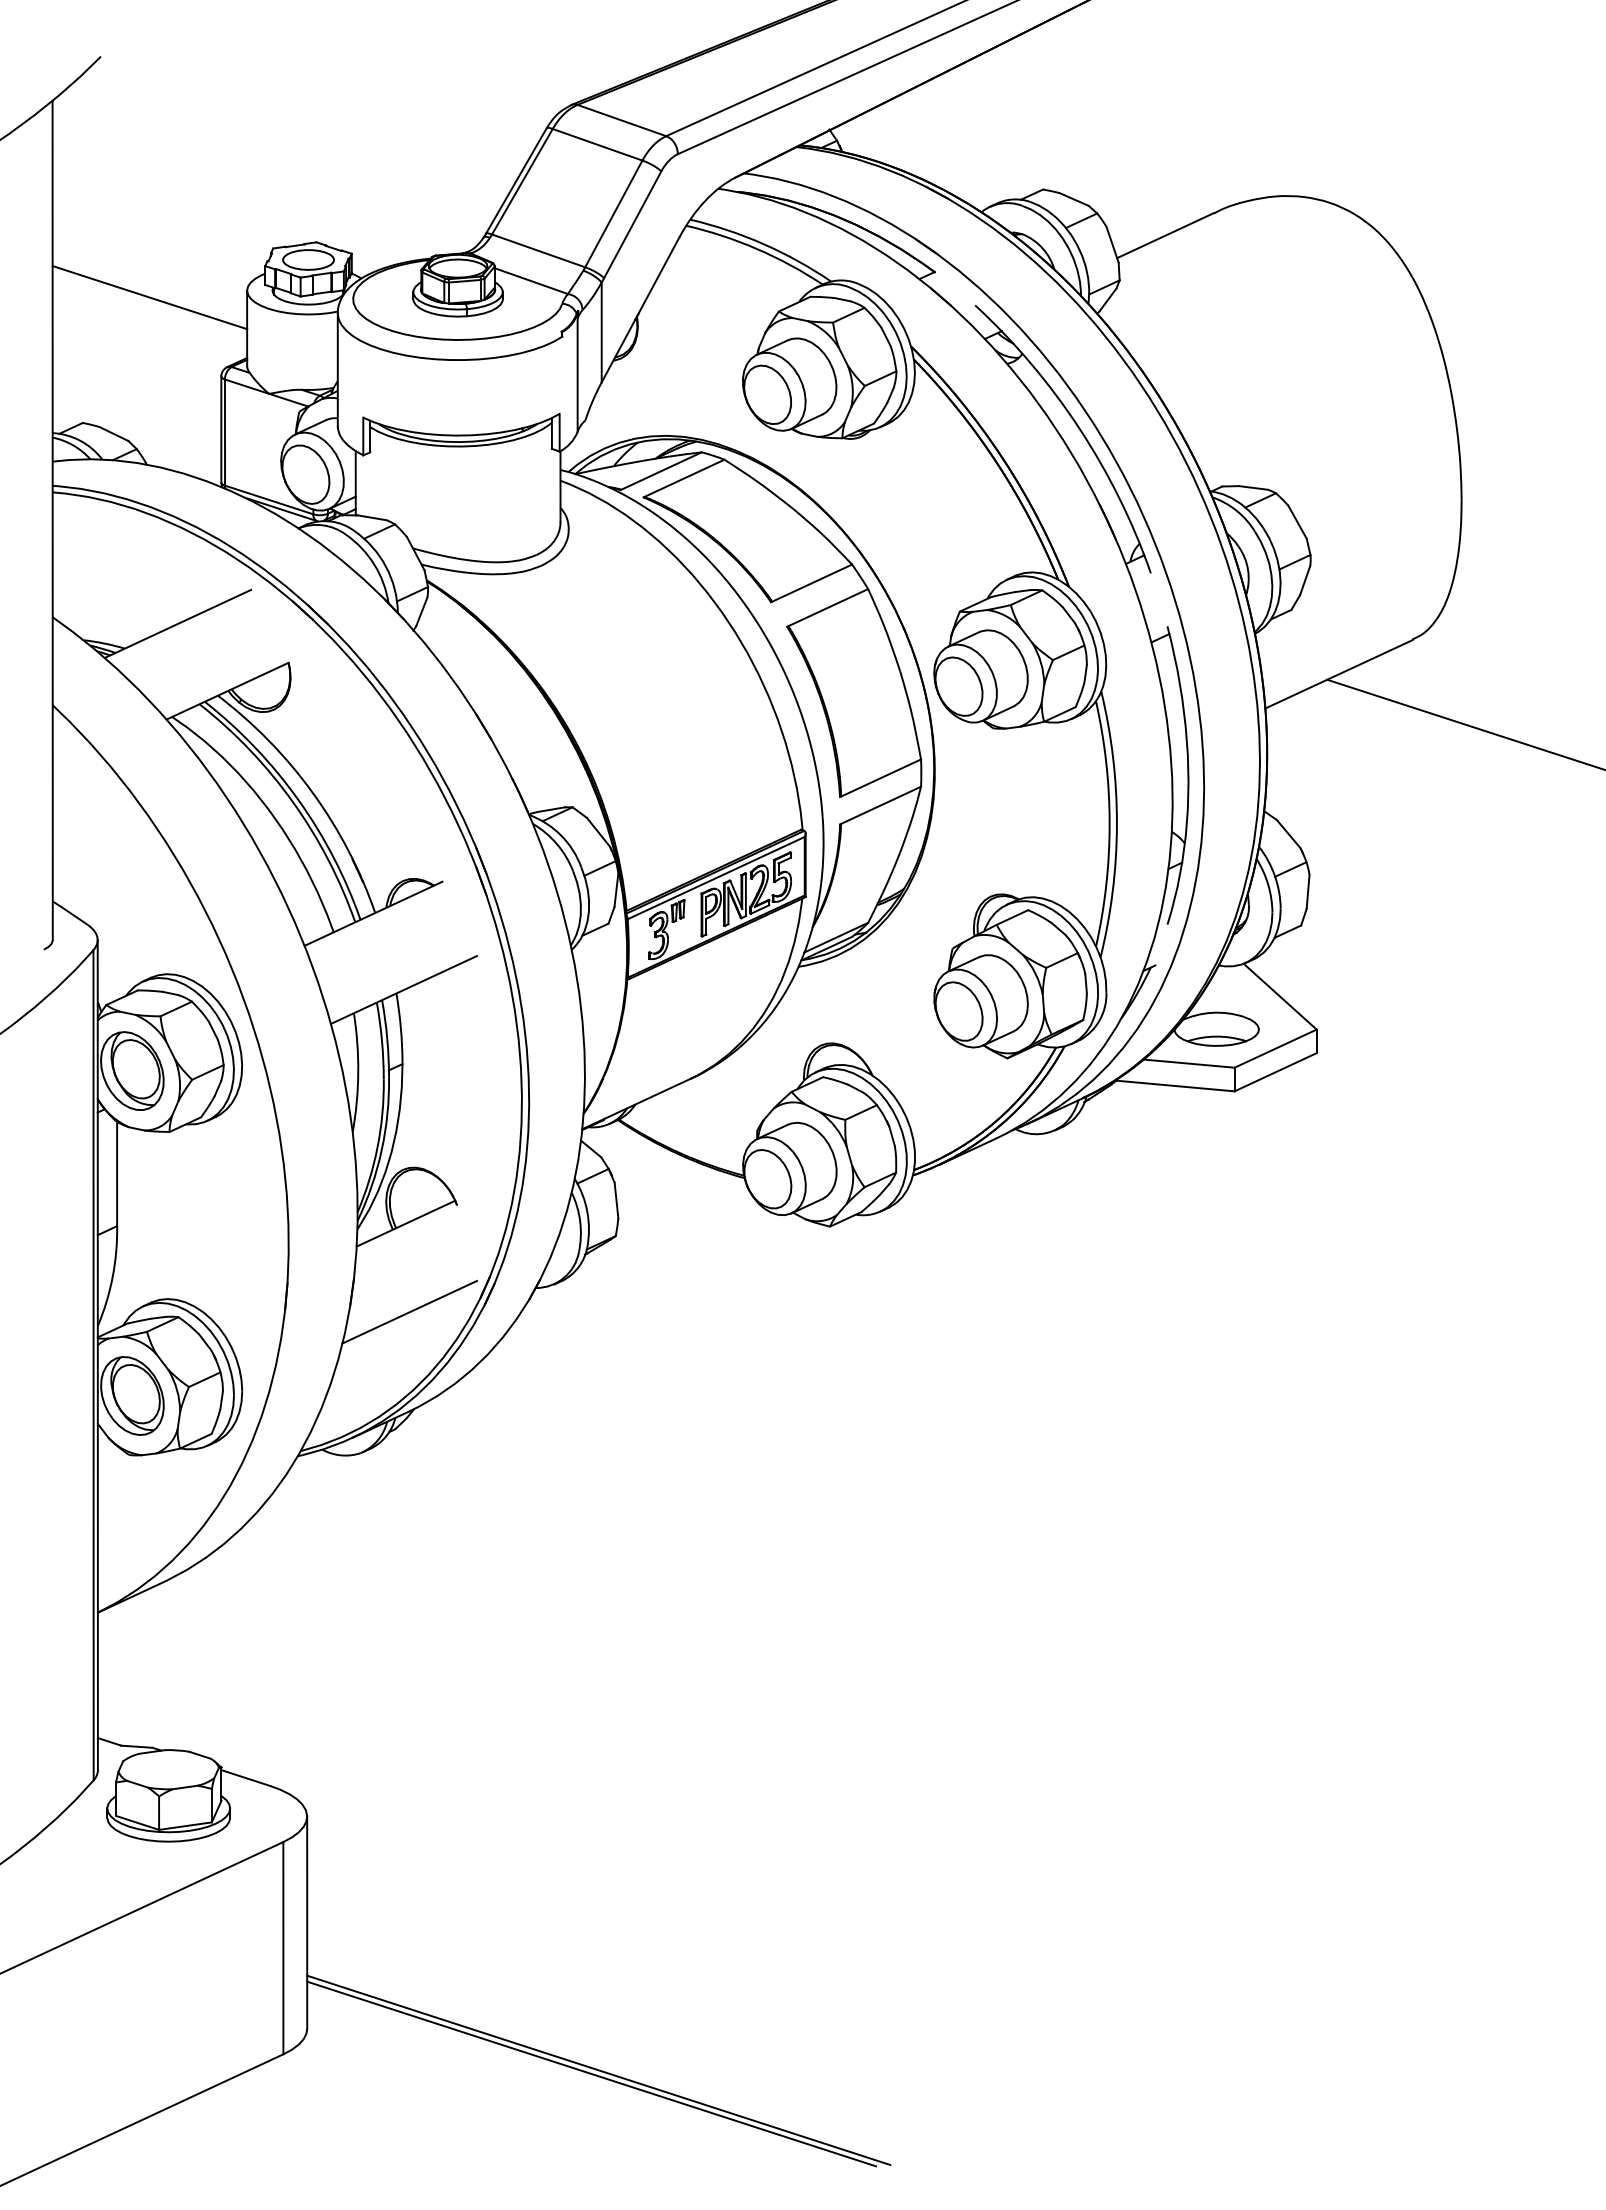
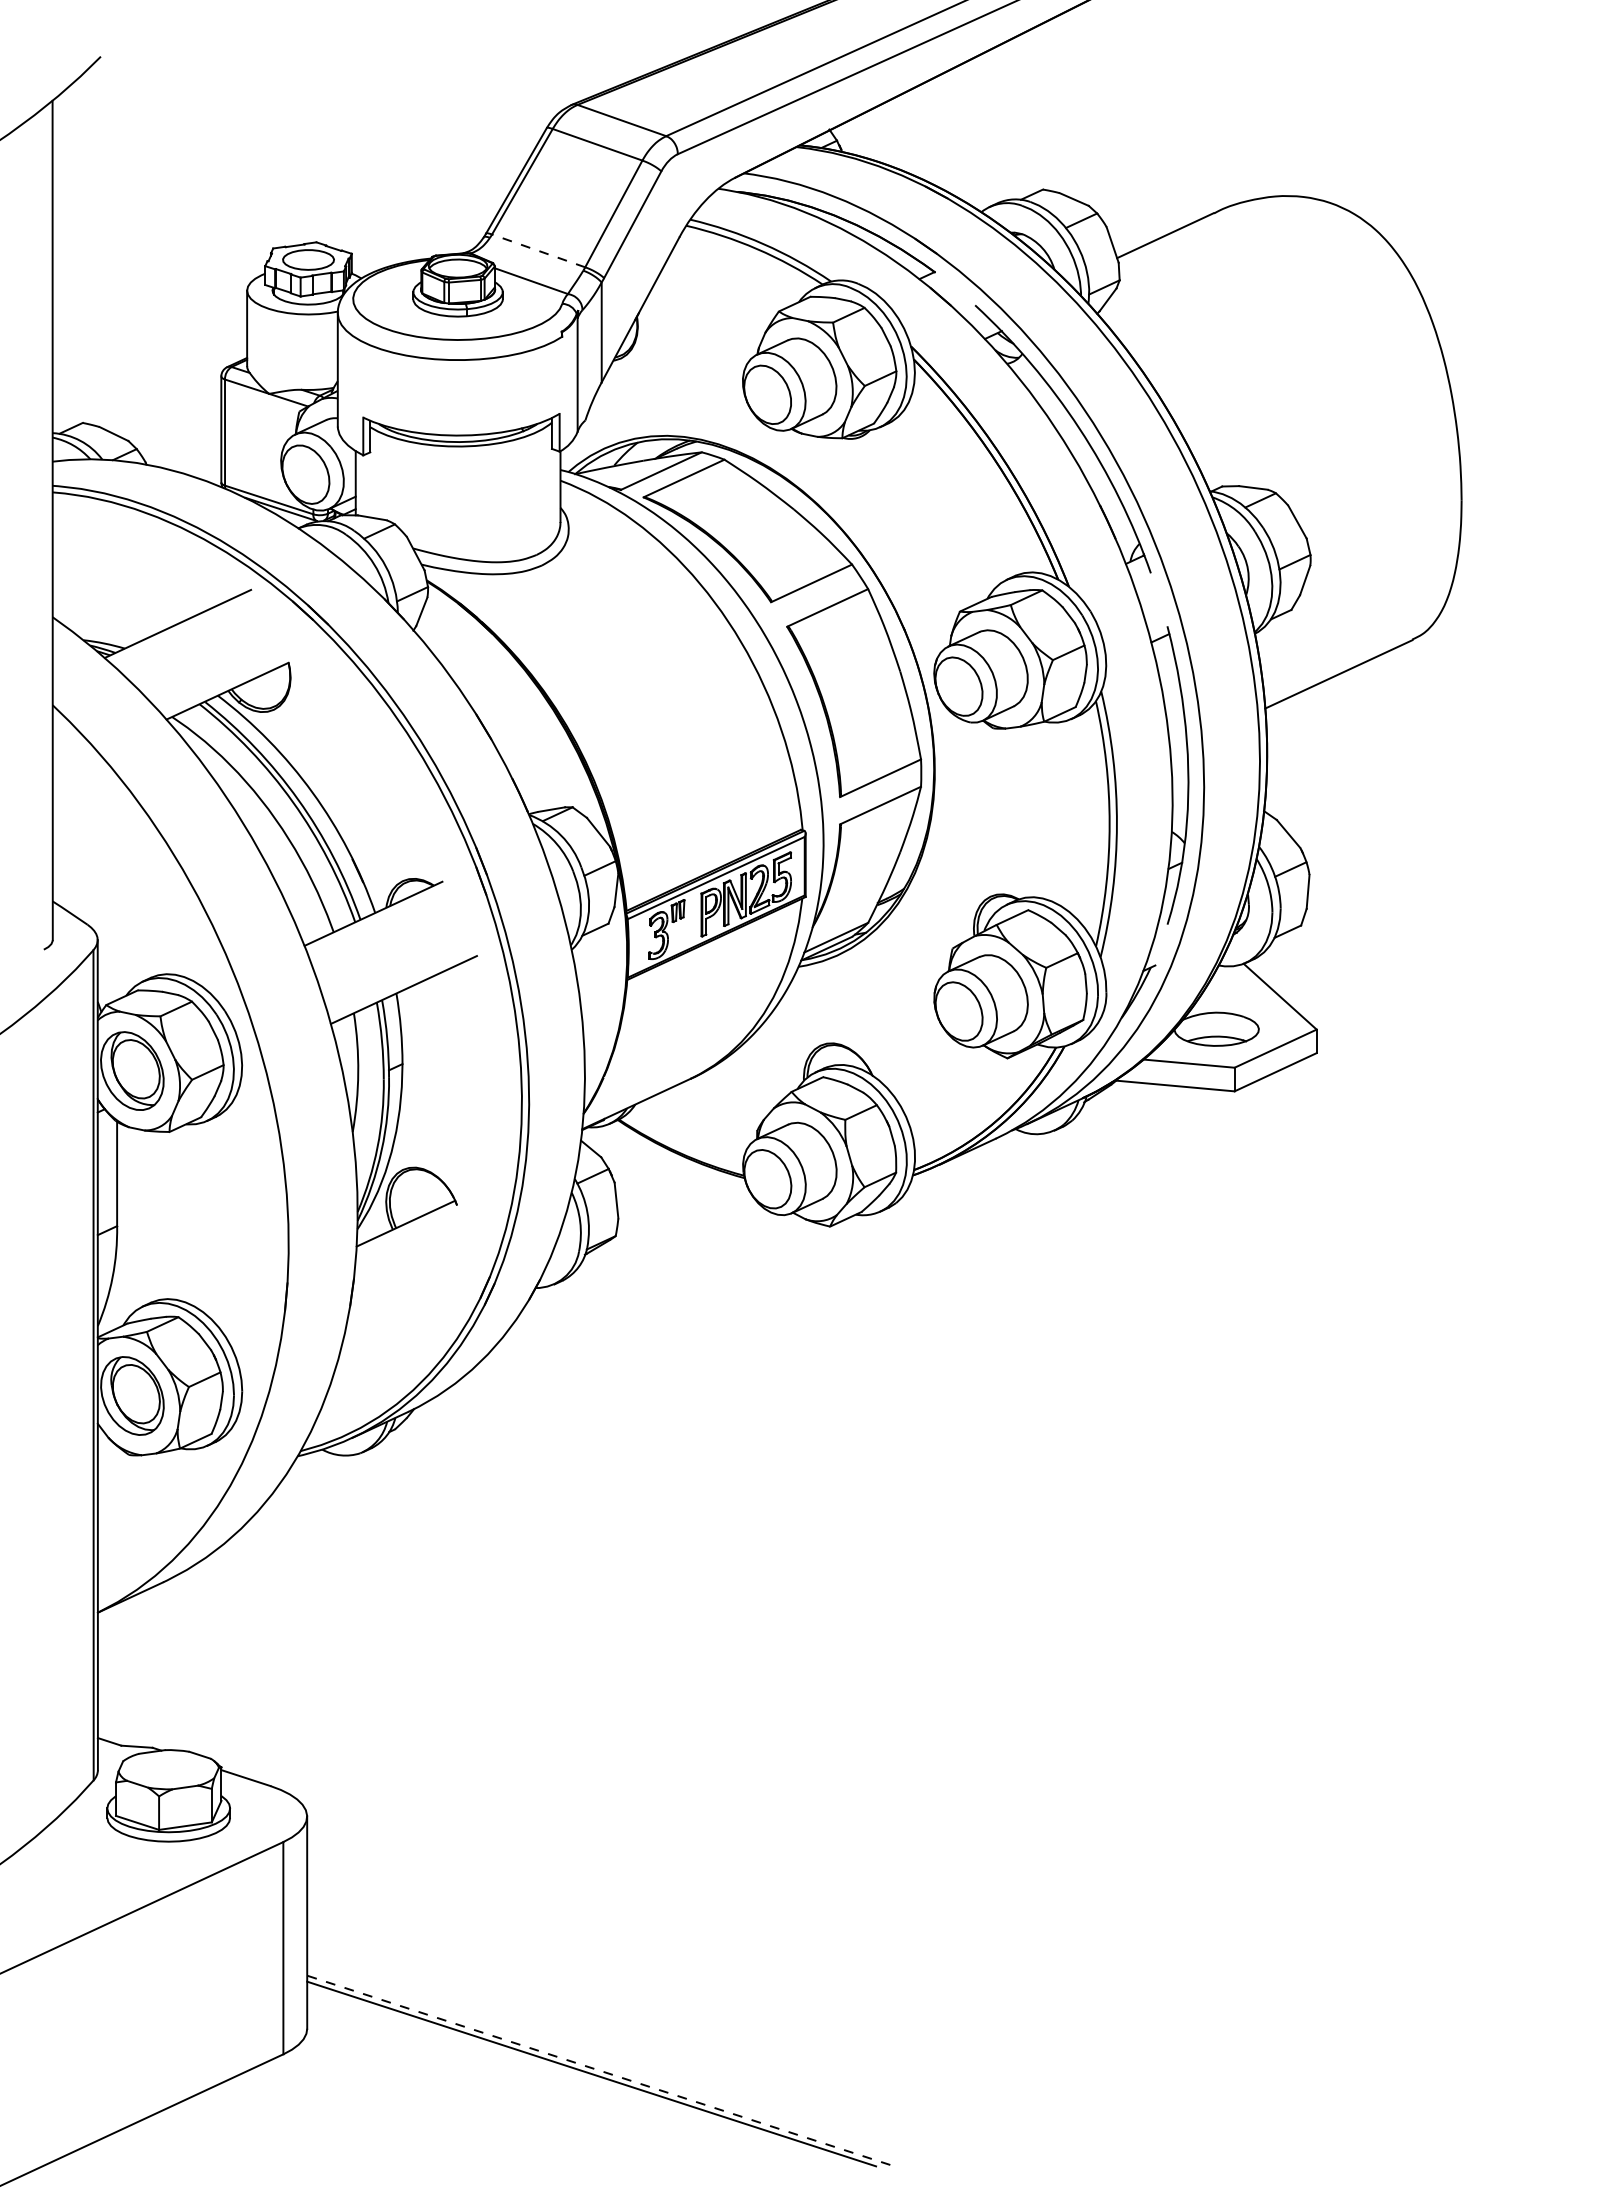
line: solid -> dashed (538, 250)
line: present -> none (149, 297)
line: present -> none (1464, 724)
line: present -> none (409, 1311)
line: solid -> dashed (598, 2070)
